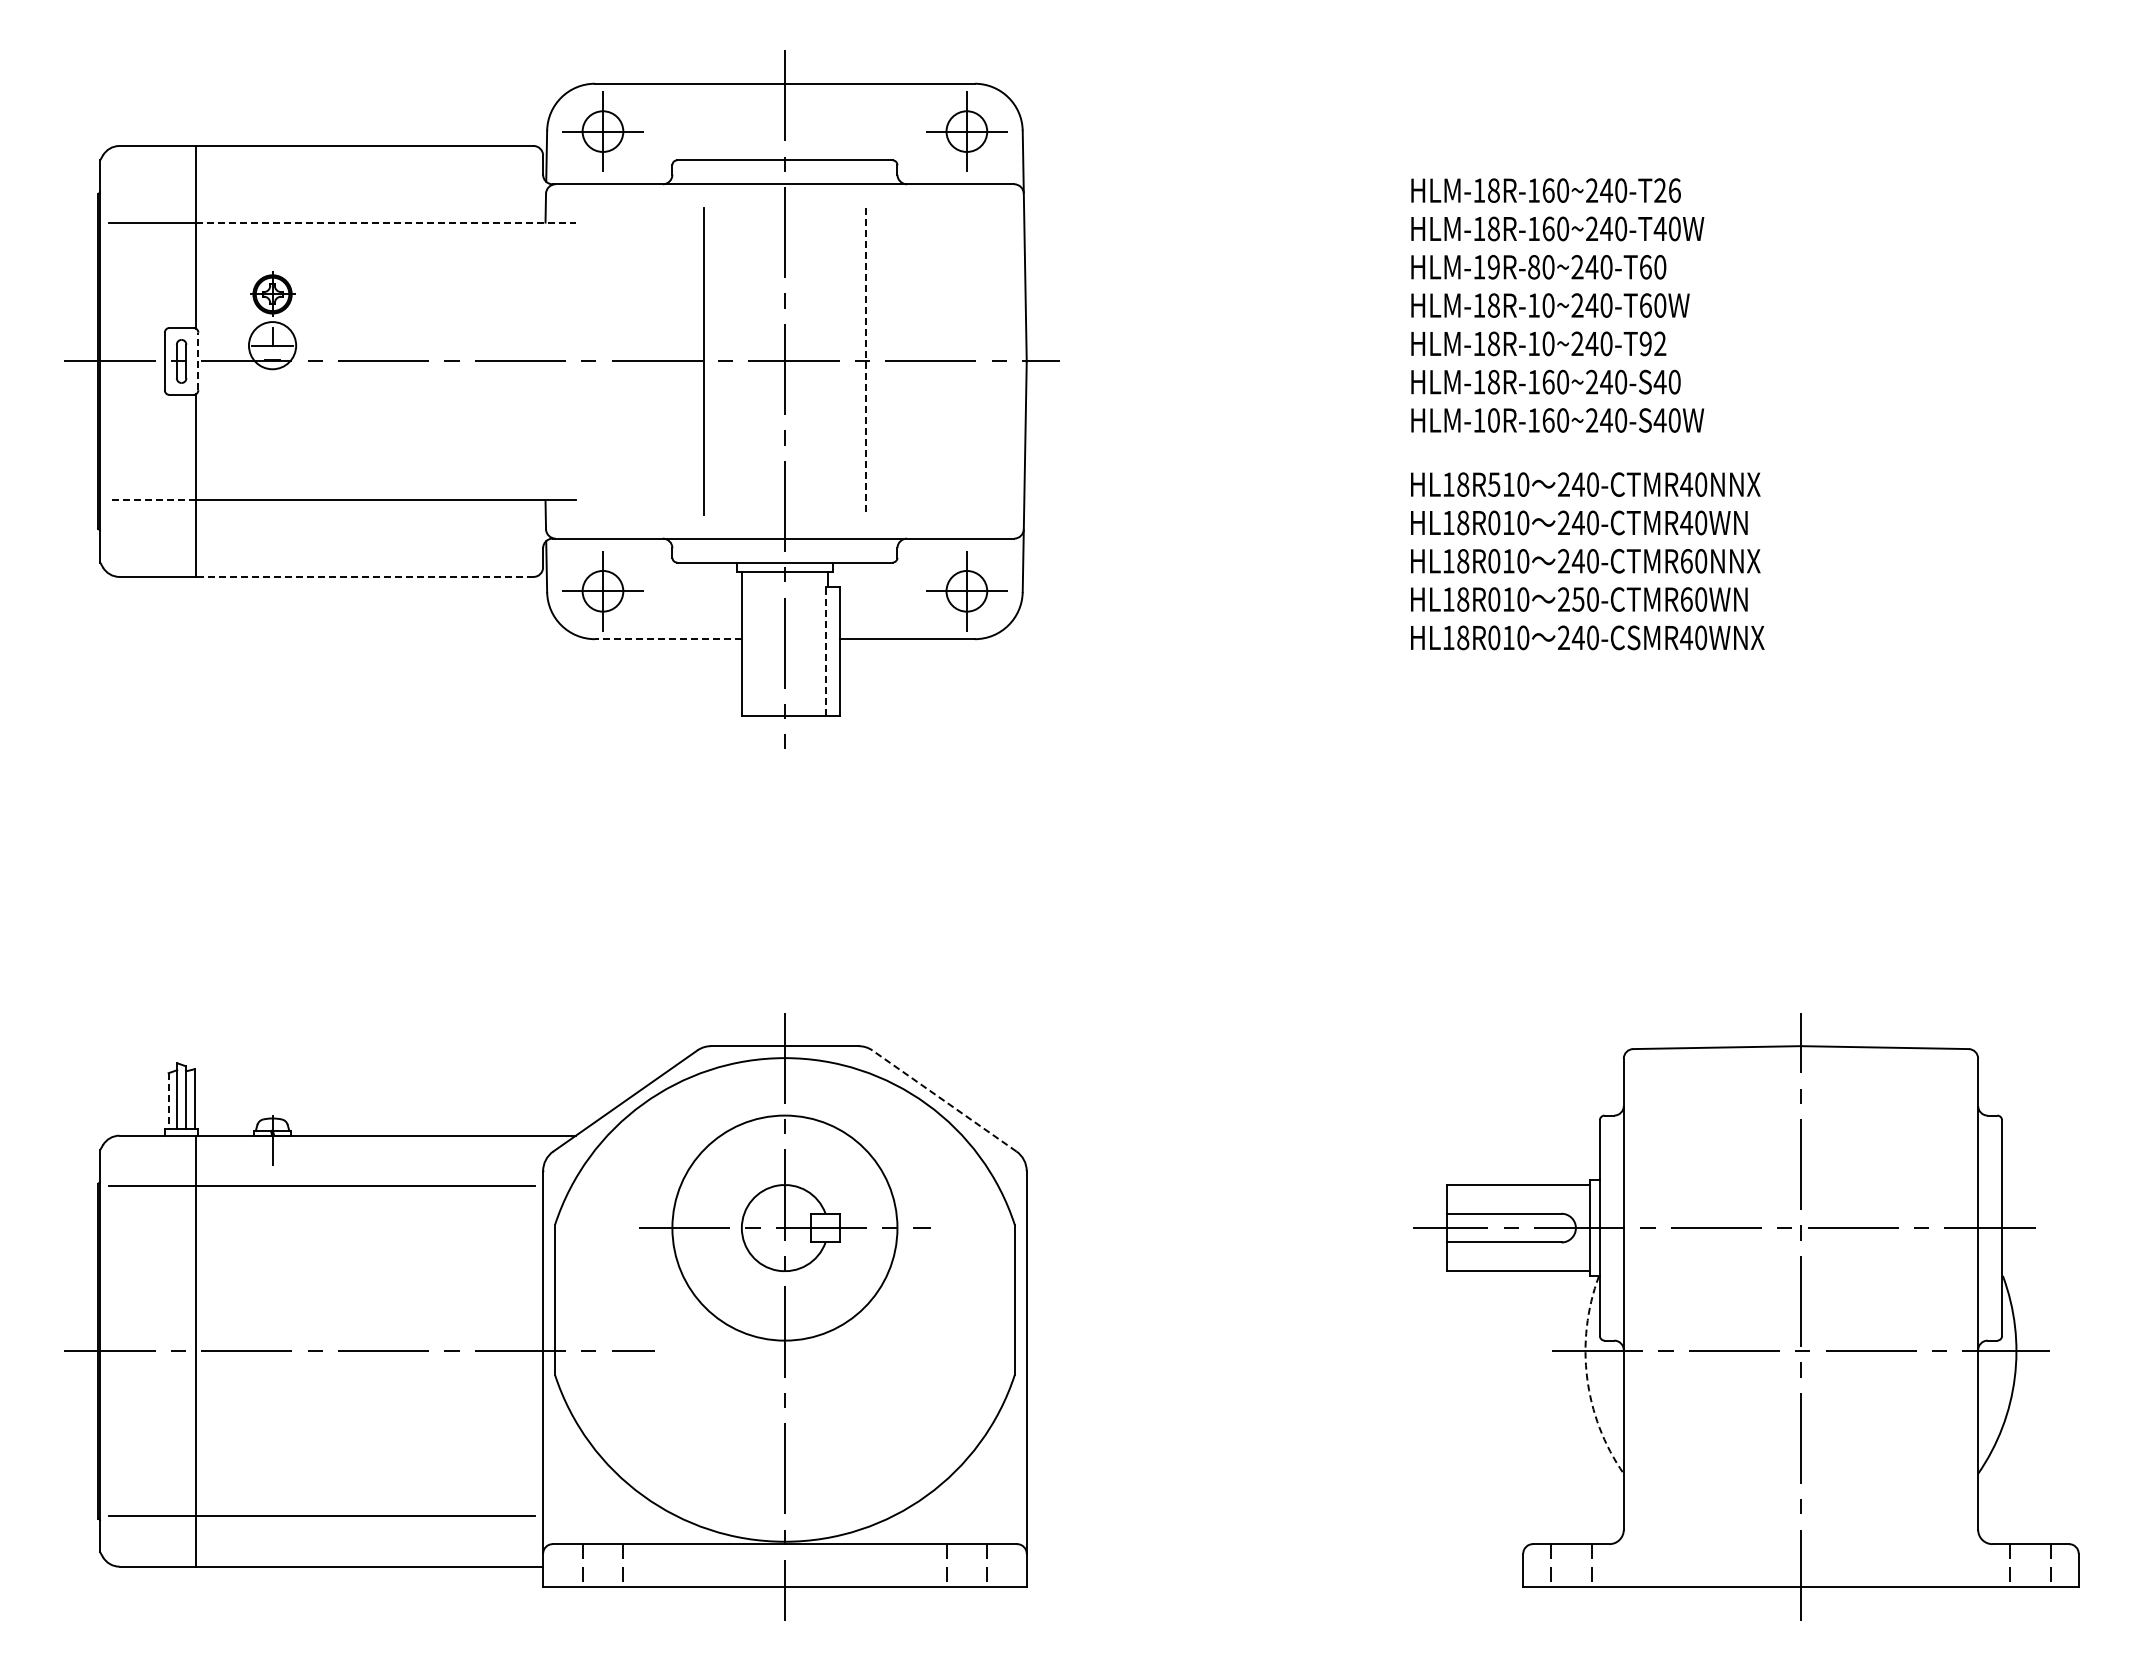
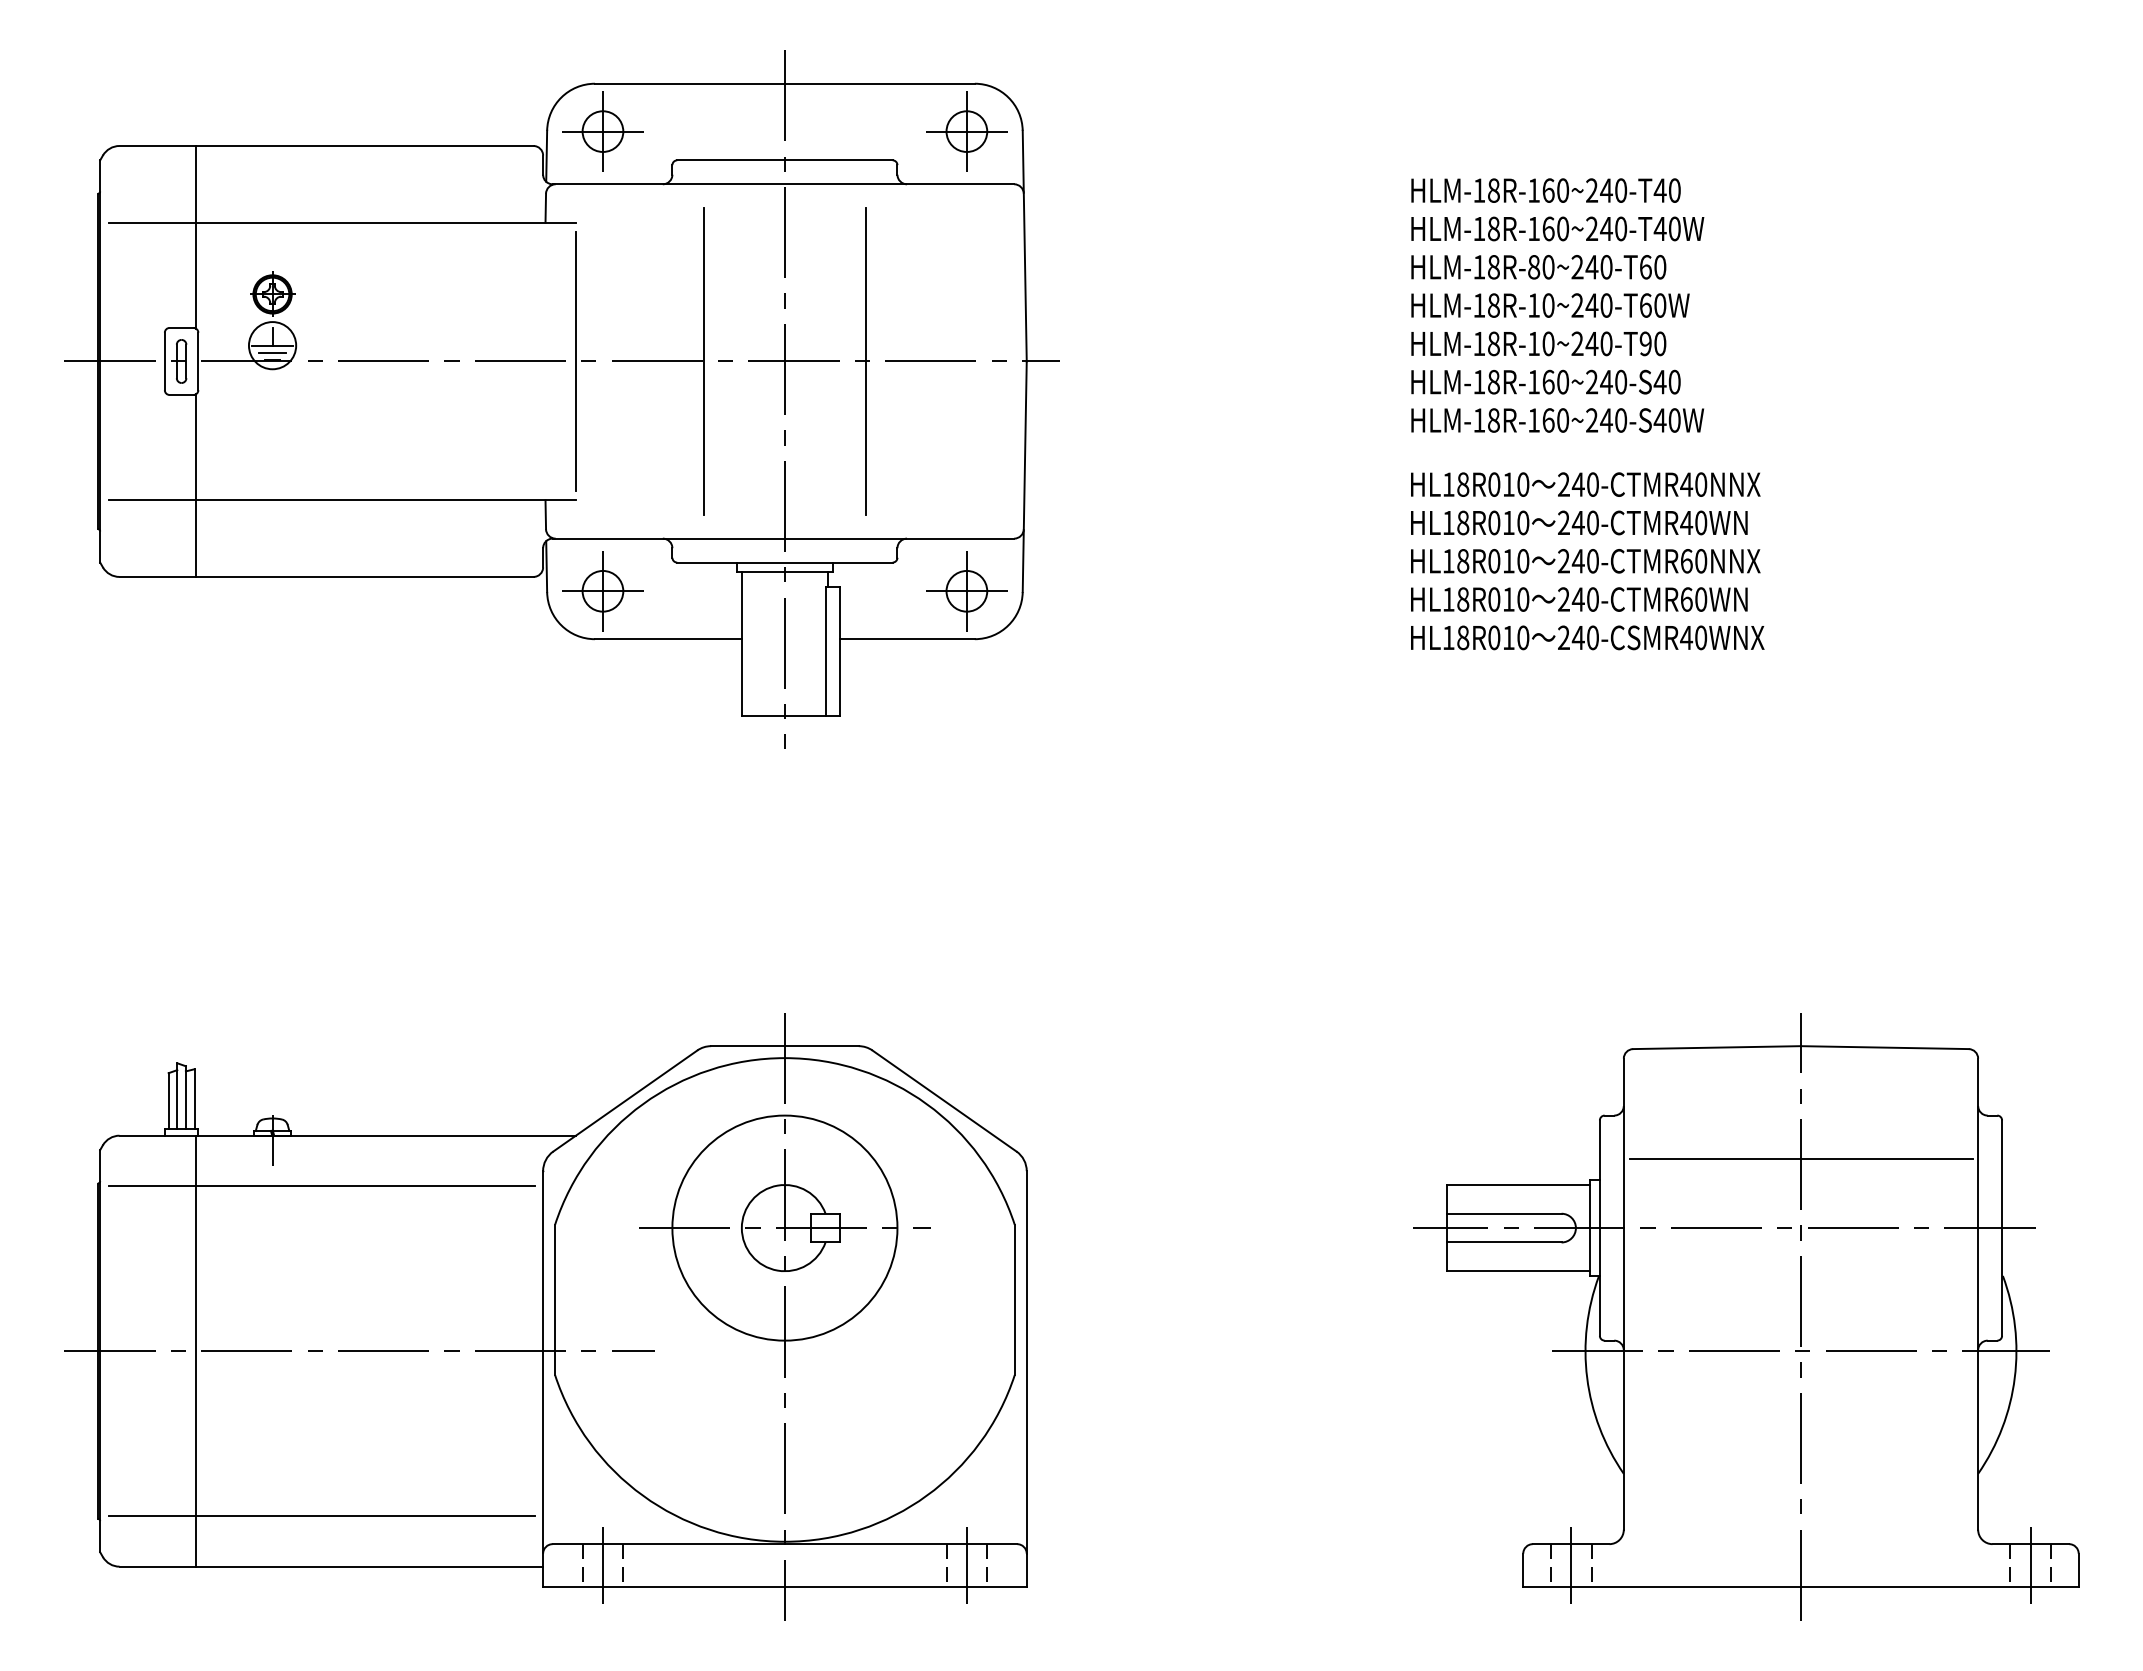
text: HLM-18R-160~240-T26 -> HLM-18R-160~240-T40 (1666, 190)
line: dashed -> solid (385, 222)
text: HLM-19R-80~240-T60 -> HLM-18R-80~240-T60 (1493, 267)
text: HLM-18R-10~240-T92 -> HLM-18R-10~240-T90 (1660, 343)
line: none -> present (272, 352)
line: dashed -> solid (198, 361)
line: none -> present (575, 361)
line: dashed -> solid (866, 361)
text: HLM-10R-160~240-S40W -> HLM-18R-160~240-S40W (1493, 420)
text: HL18R510 -> HL18R010 (1494, 484)
line: dashed -> solid (152, 500)
line: dashed -> solid (364, 576)
text: 250-CTMR60WN -> 240-CTMR60WN (1577, 599)
line: dashed -> solid (667, 639)
line: dashed -> solid (825, 651)
line: dashed -> solid (168, 1100)
line: dashed -> solid (944, 1101)
line: none -> present (1801, 1158)
arc: dashed -> solid (1587, 1378)
line: none -> present (602, 1565)
line: none -> present (966, 1565)
line: none -> present (1571, 1565)
line: none -> present (2030, 1565)
